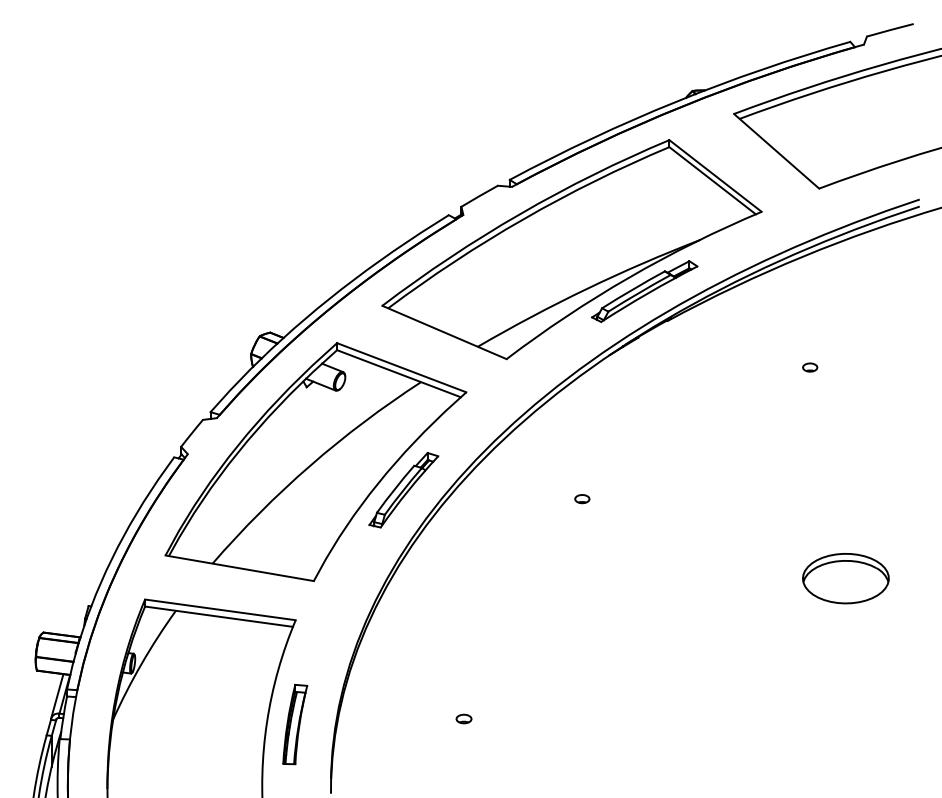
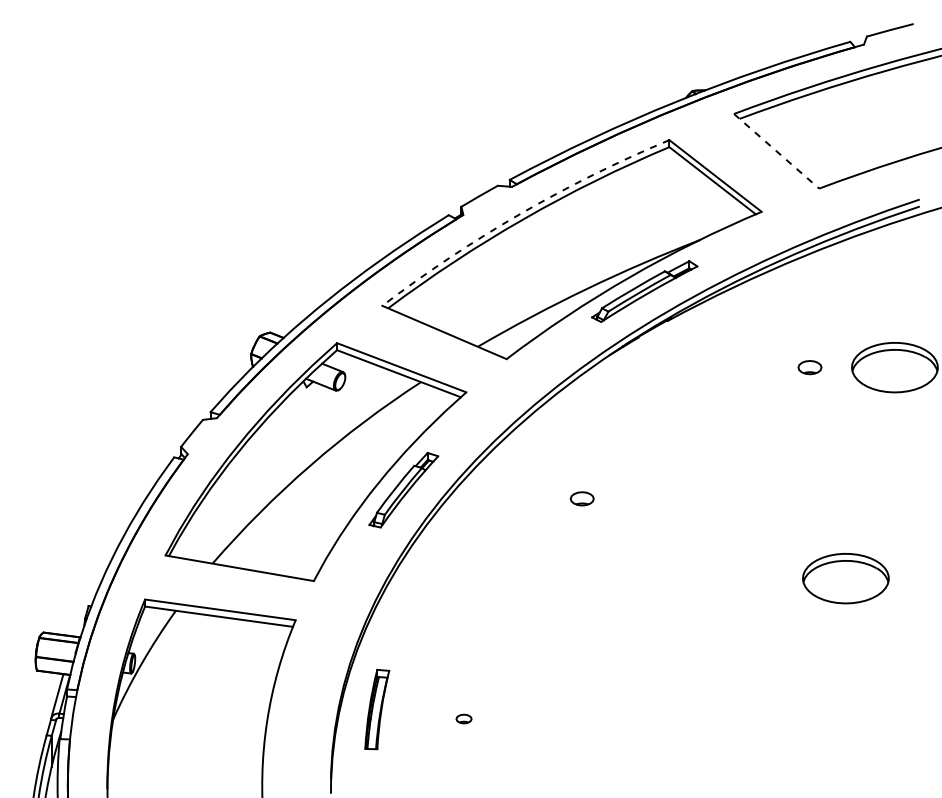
line: solid -> dashed (776, 151)
arc: solid -> dashed (520, 213)
part size: 17x11 px -> 26x16 px (809, 367)
part: none -> present (894, 367)
part size: 17x11 px -> 26x16 px (581, 498)
part position: (295, 724) -> (377, 709) (377, 709)
